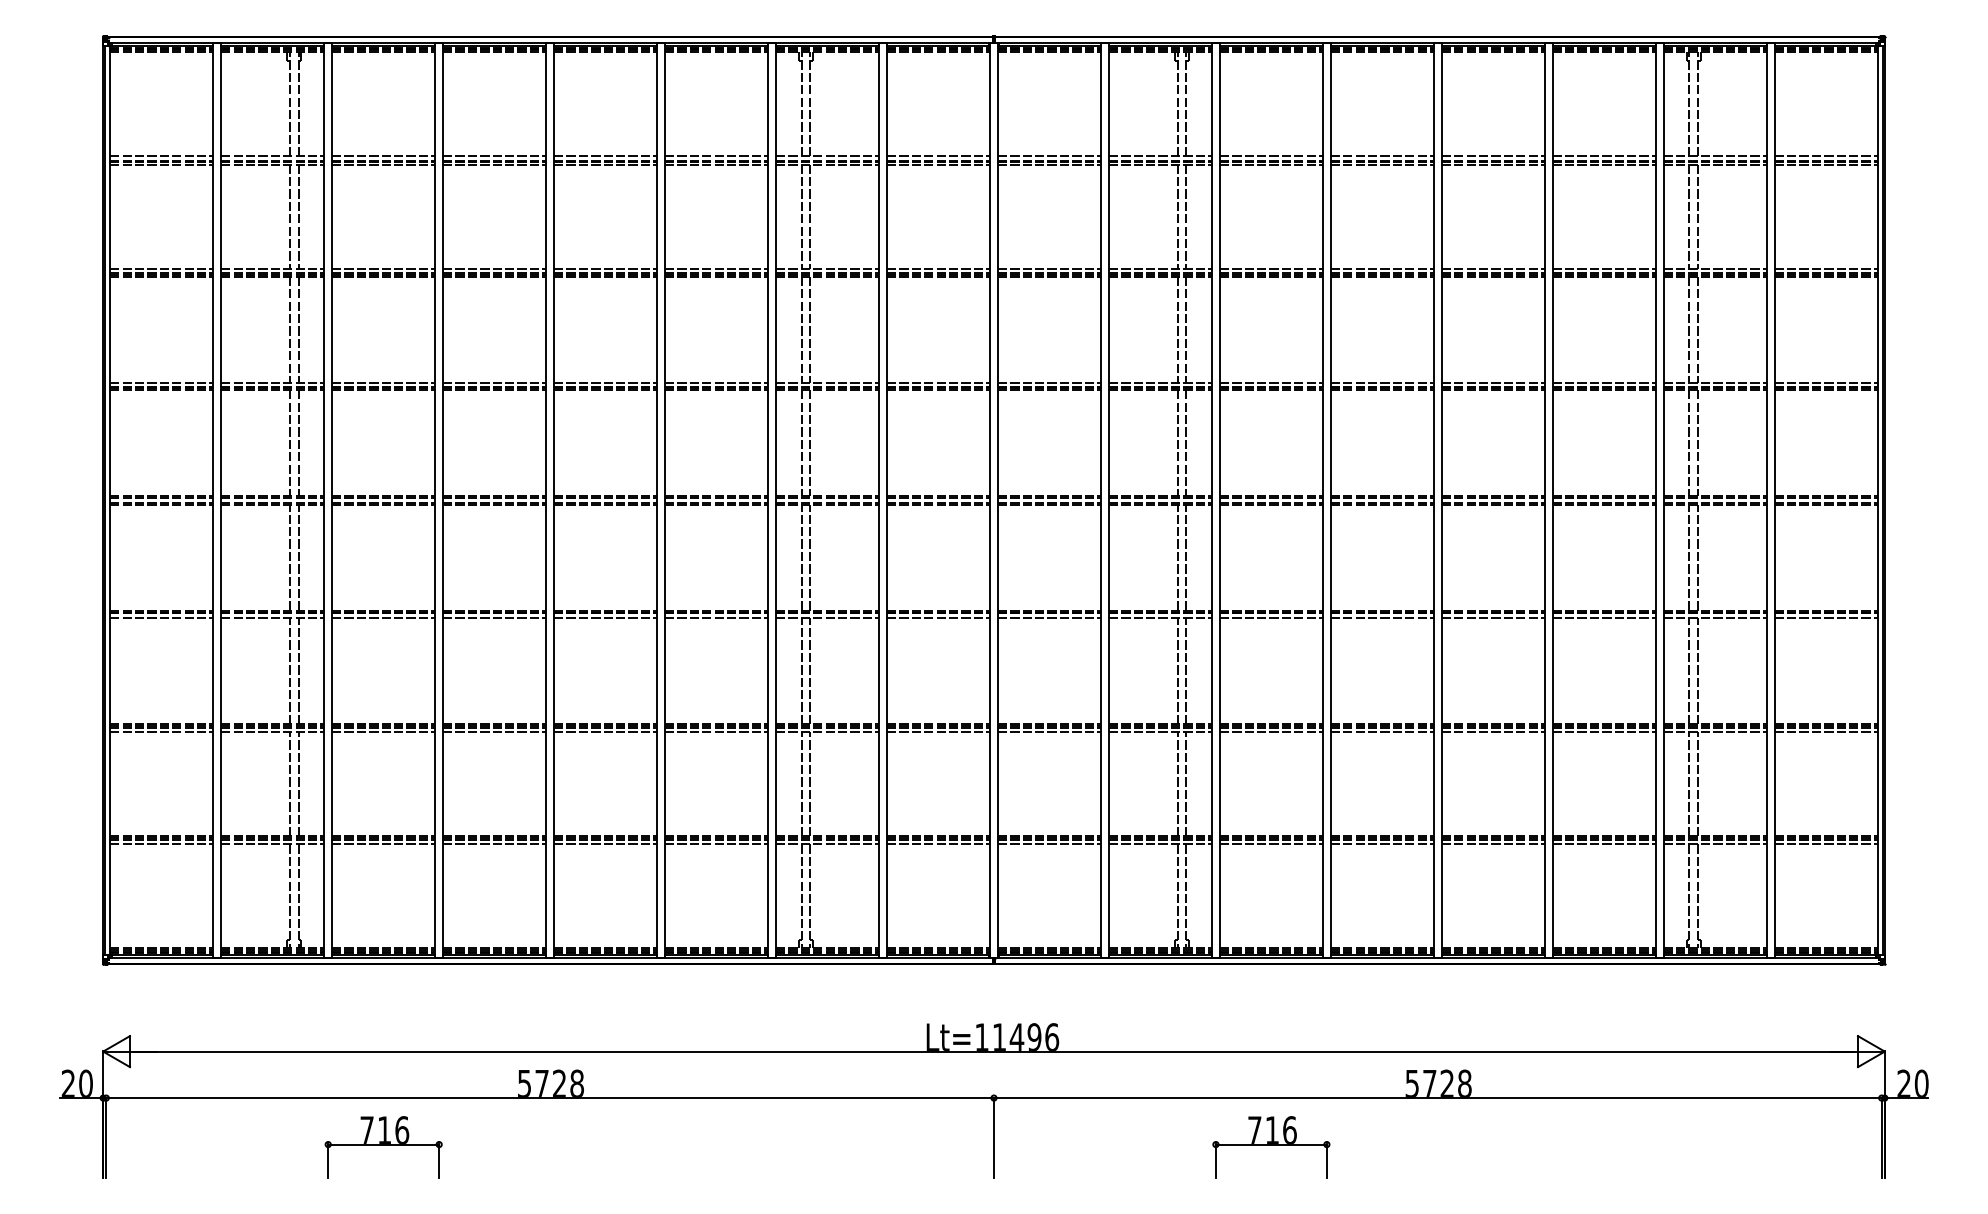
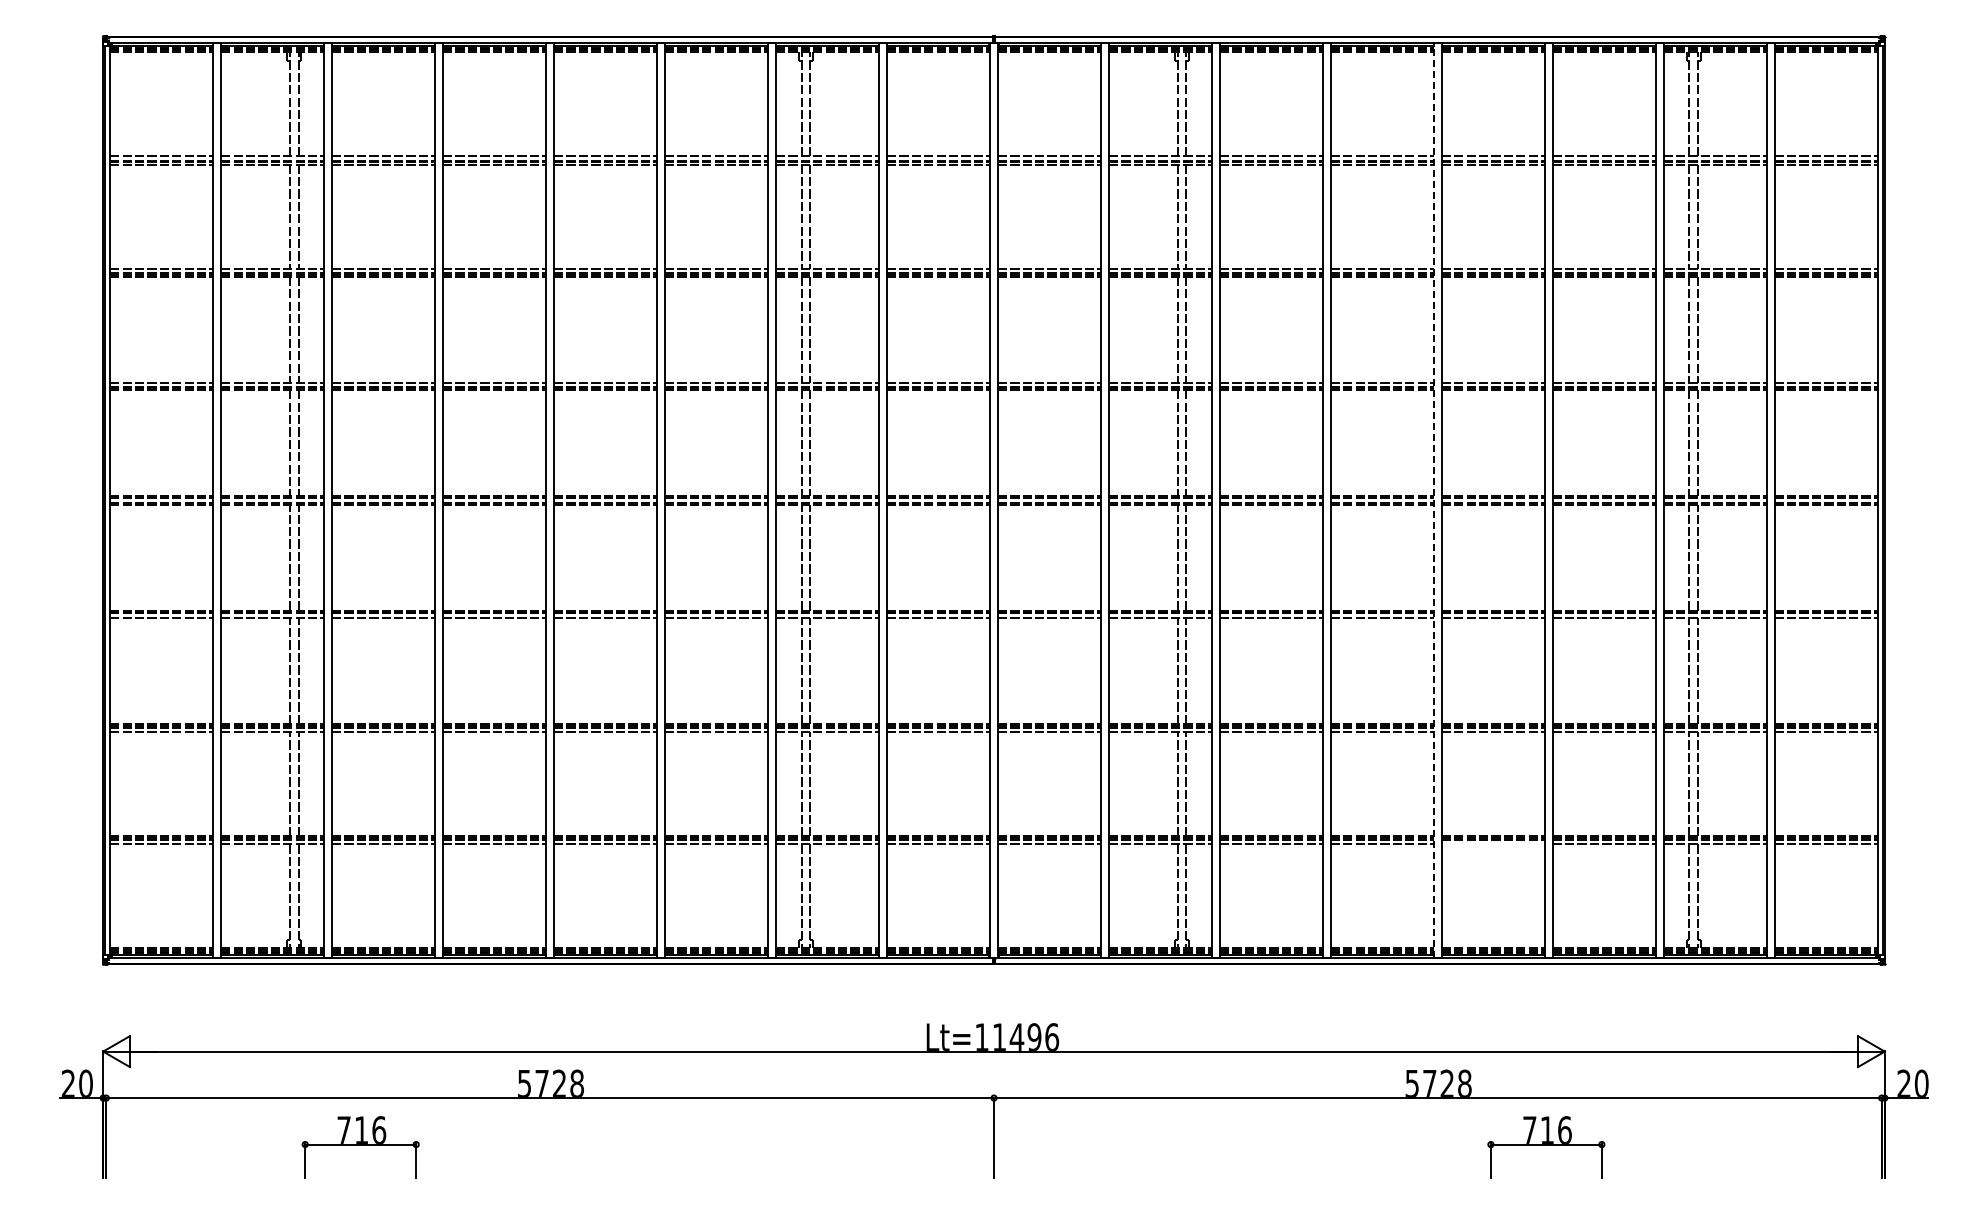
line: solid -> dashed (1433, 499)
line: present -> none (1492, 844)
part position: (383, 1147) -> (360, 1147) (360, 1147)
part position: (1271, 1147) -> (1546, 1147) (1546, 1147)
